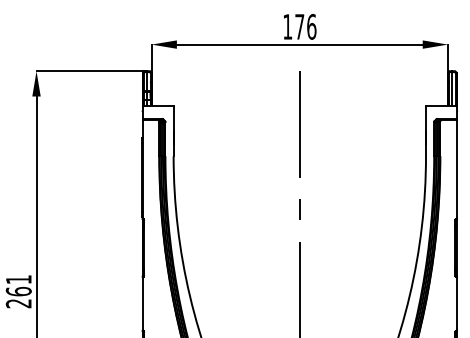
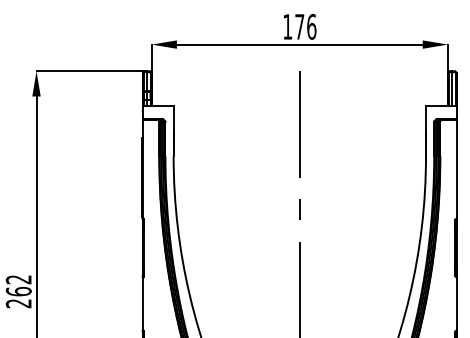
text: 261 -> 262 (18, 279)
